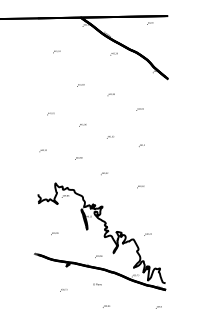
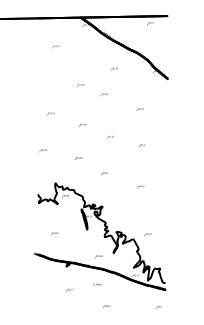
text position: (56, 51) -> (55, 46) (55, 46)
text position: (113, 54) -> (113, 69) (113, 69)
text position: (110, 94) -> (103, 94) (103, 94)
text position: (63, 290) -> (69, 290) (69, 290)
